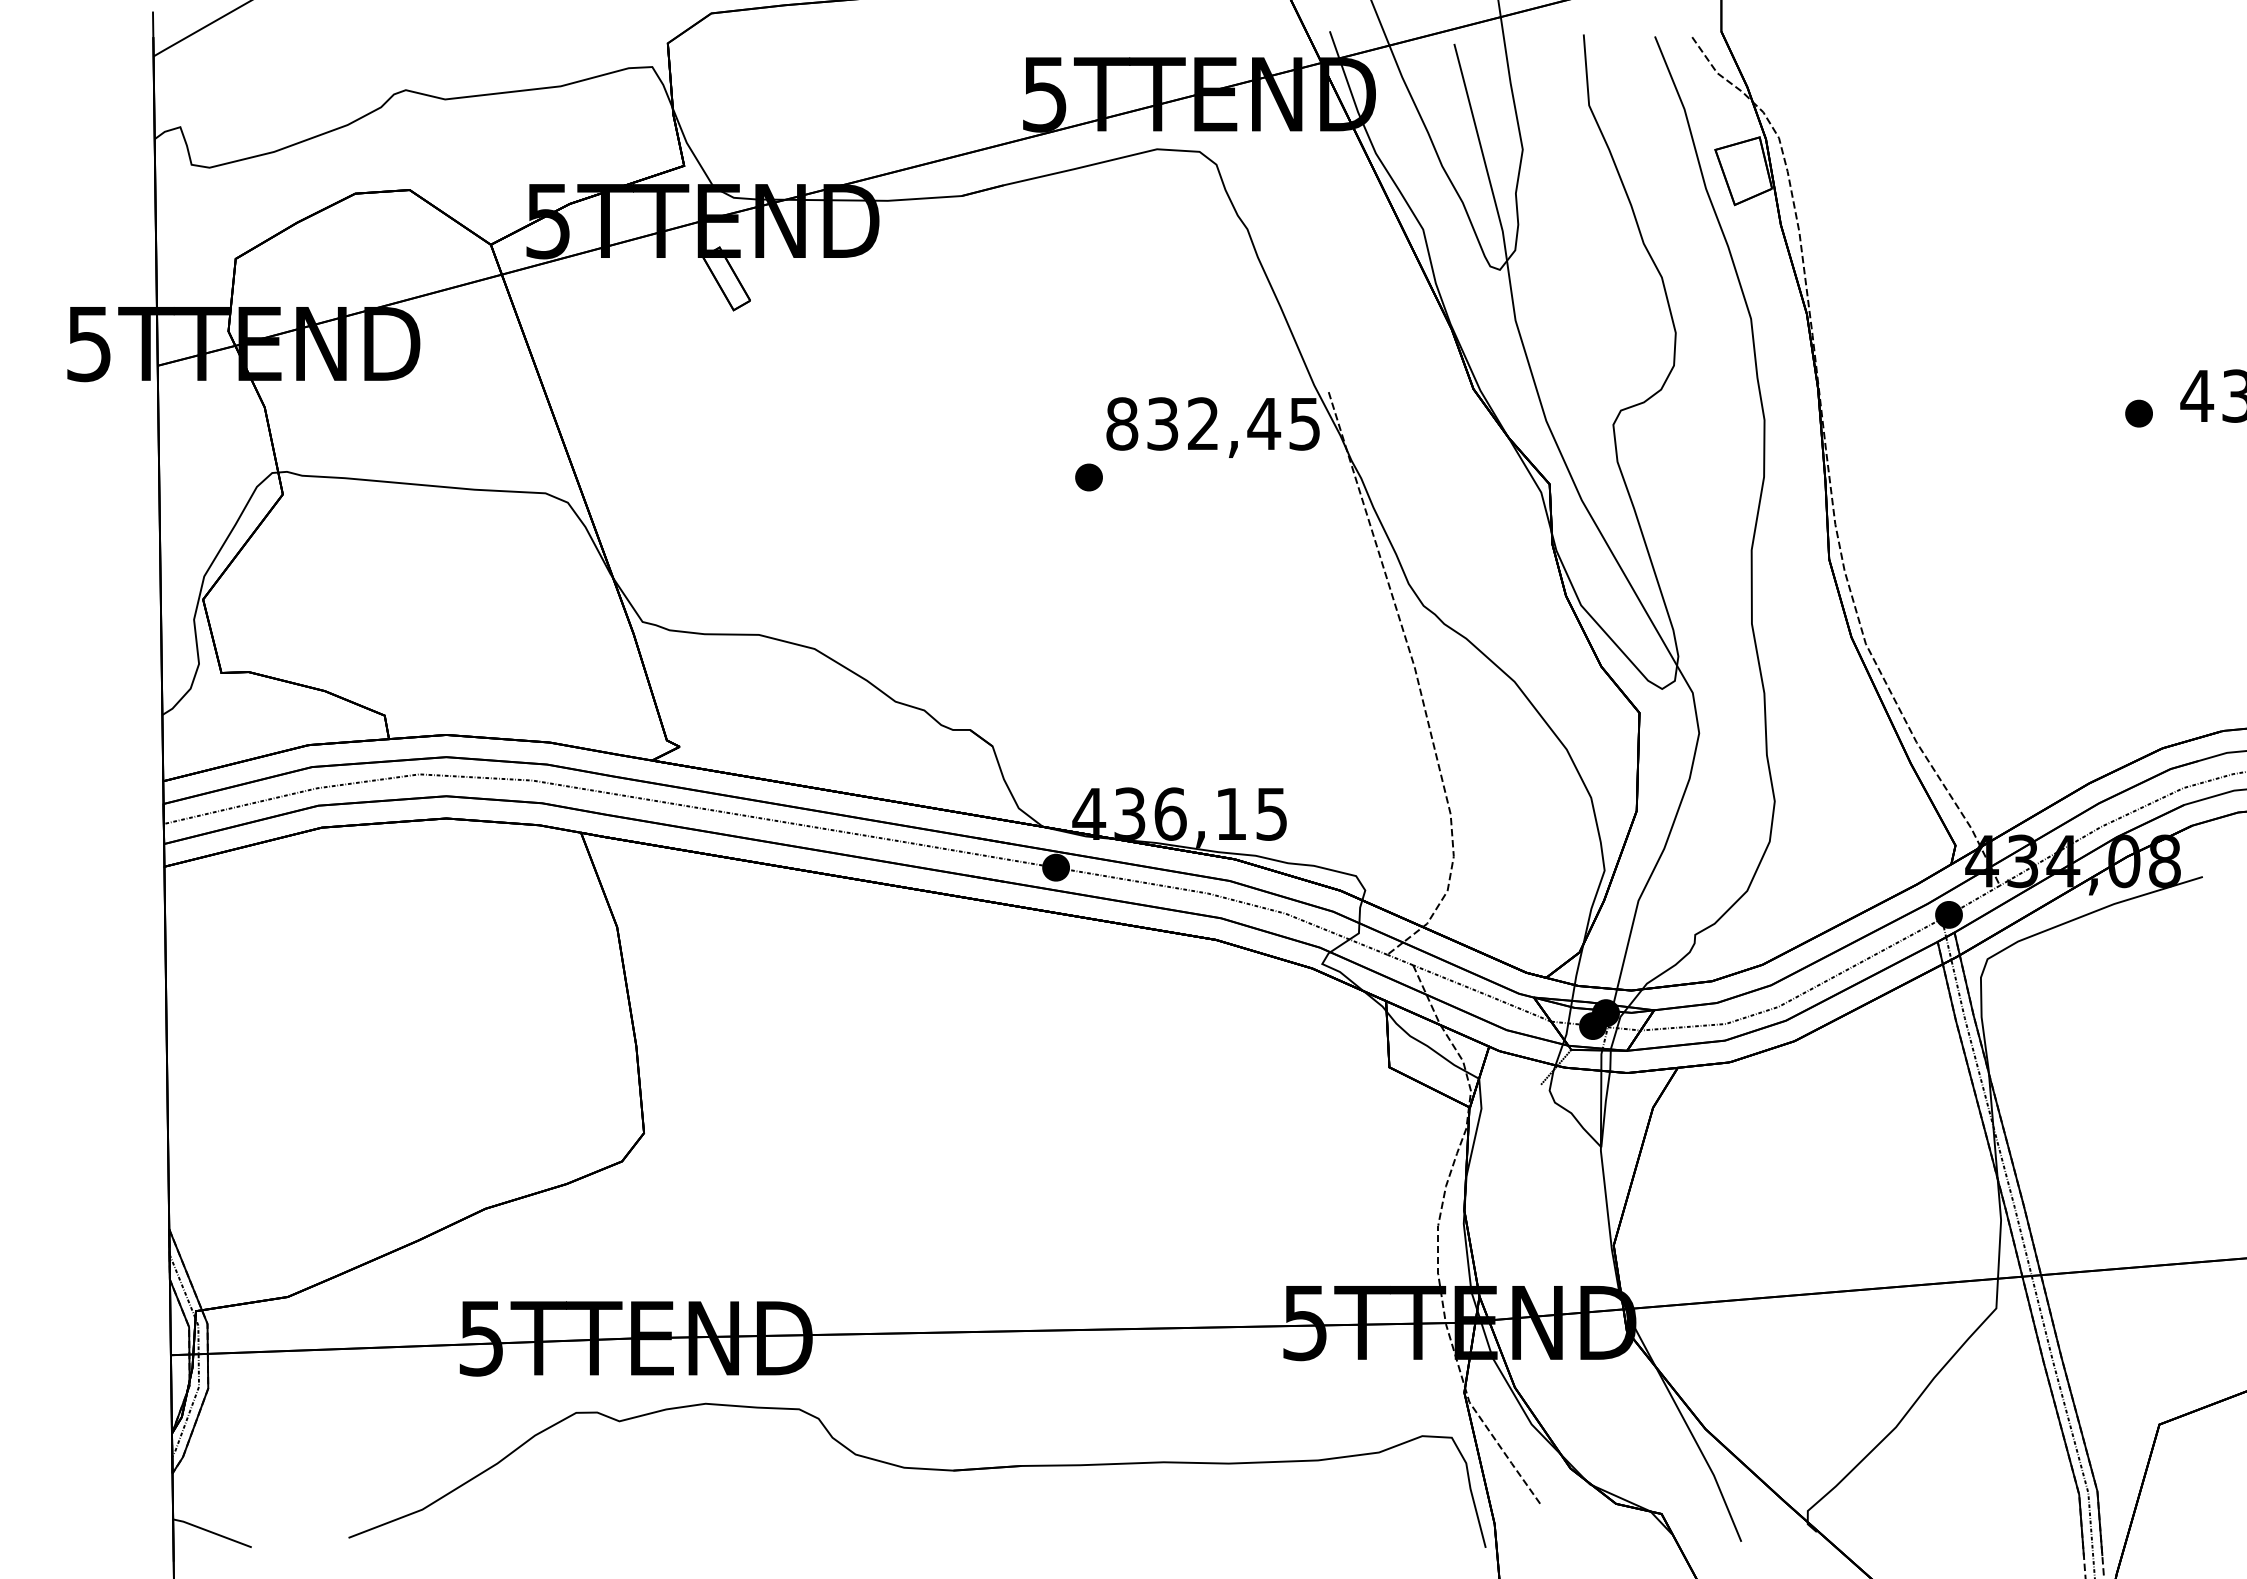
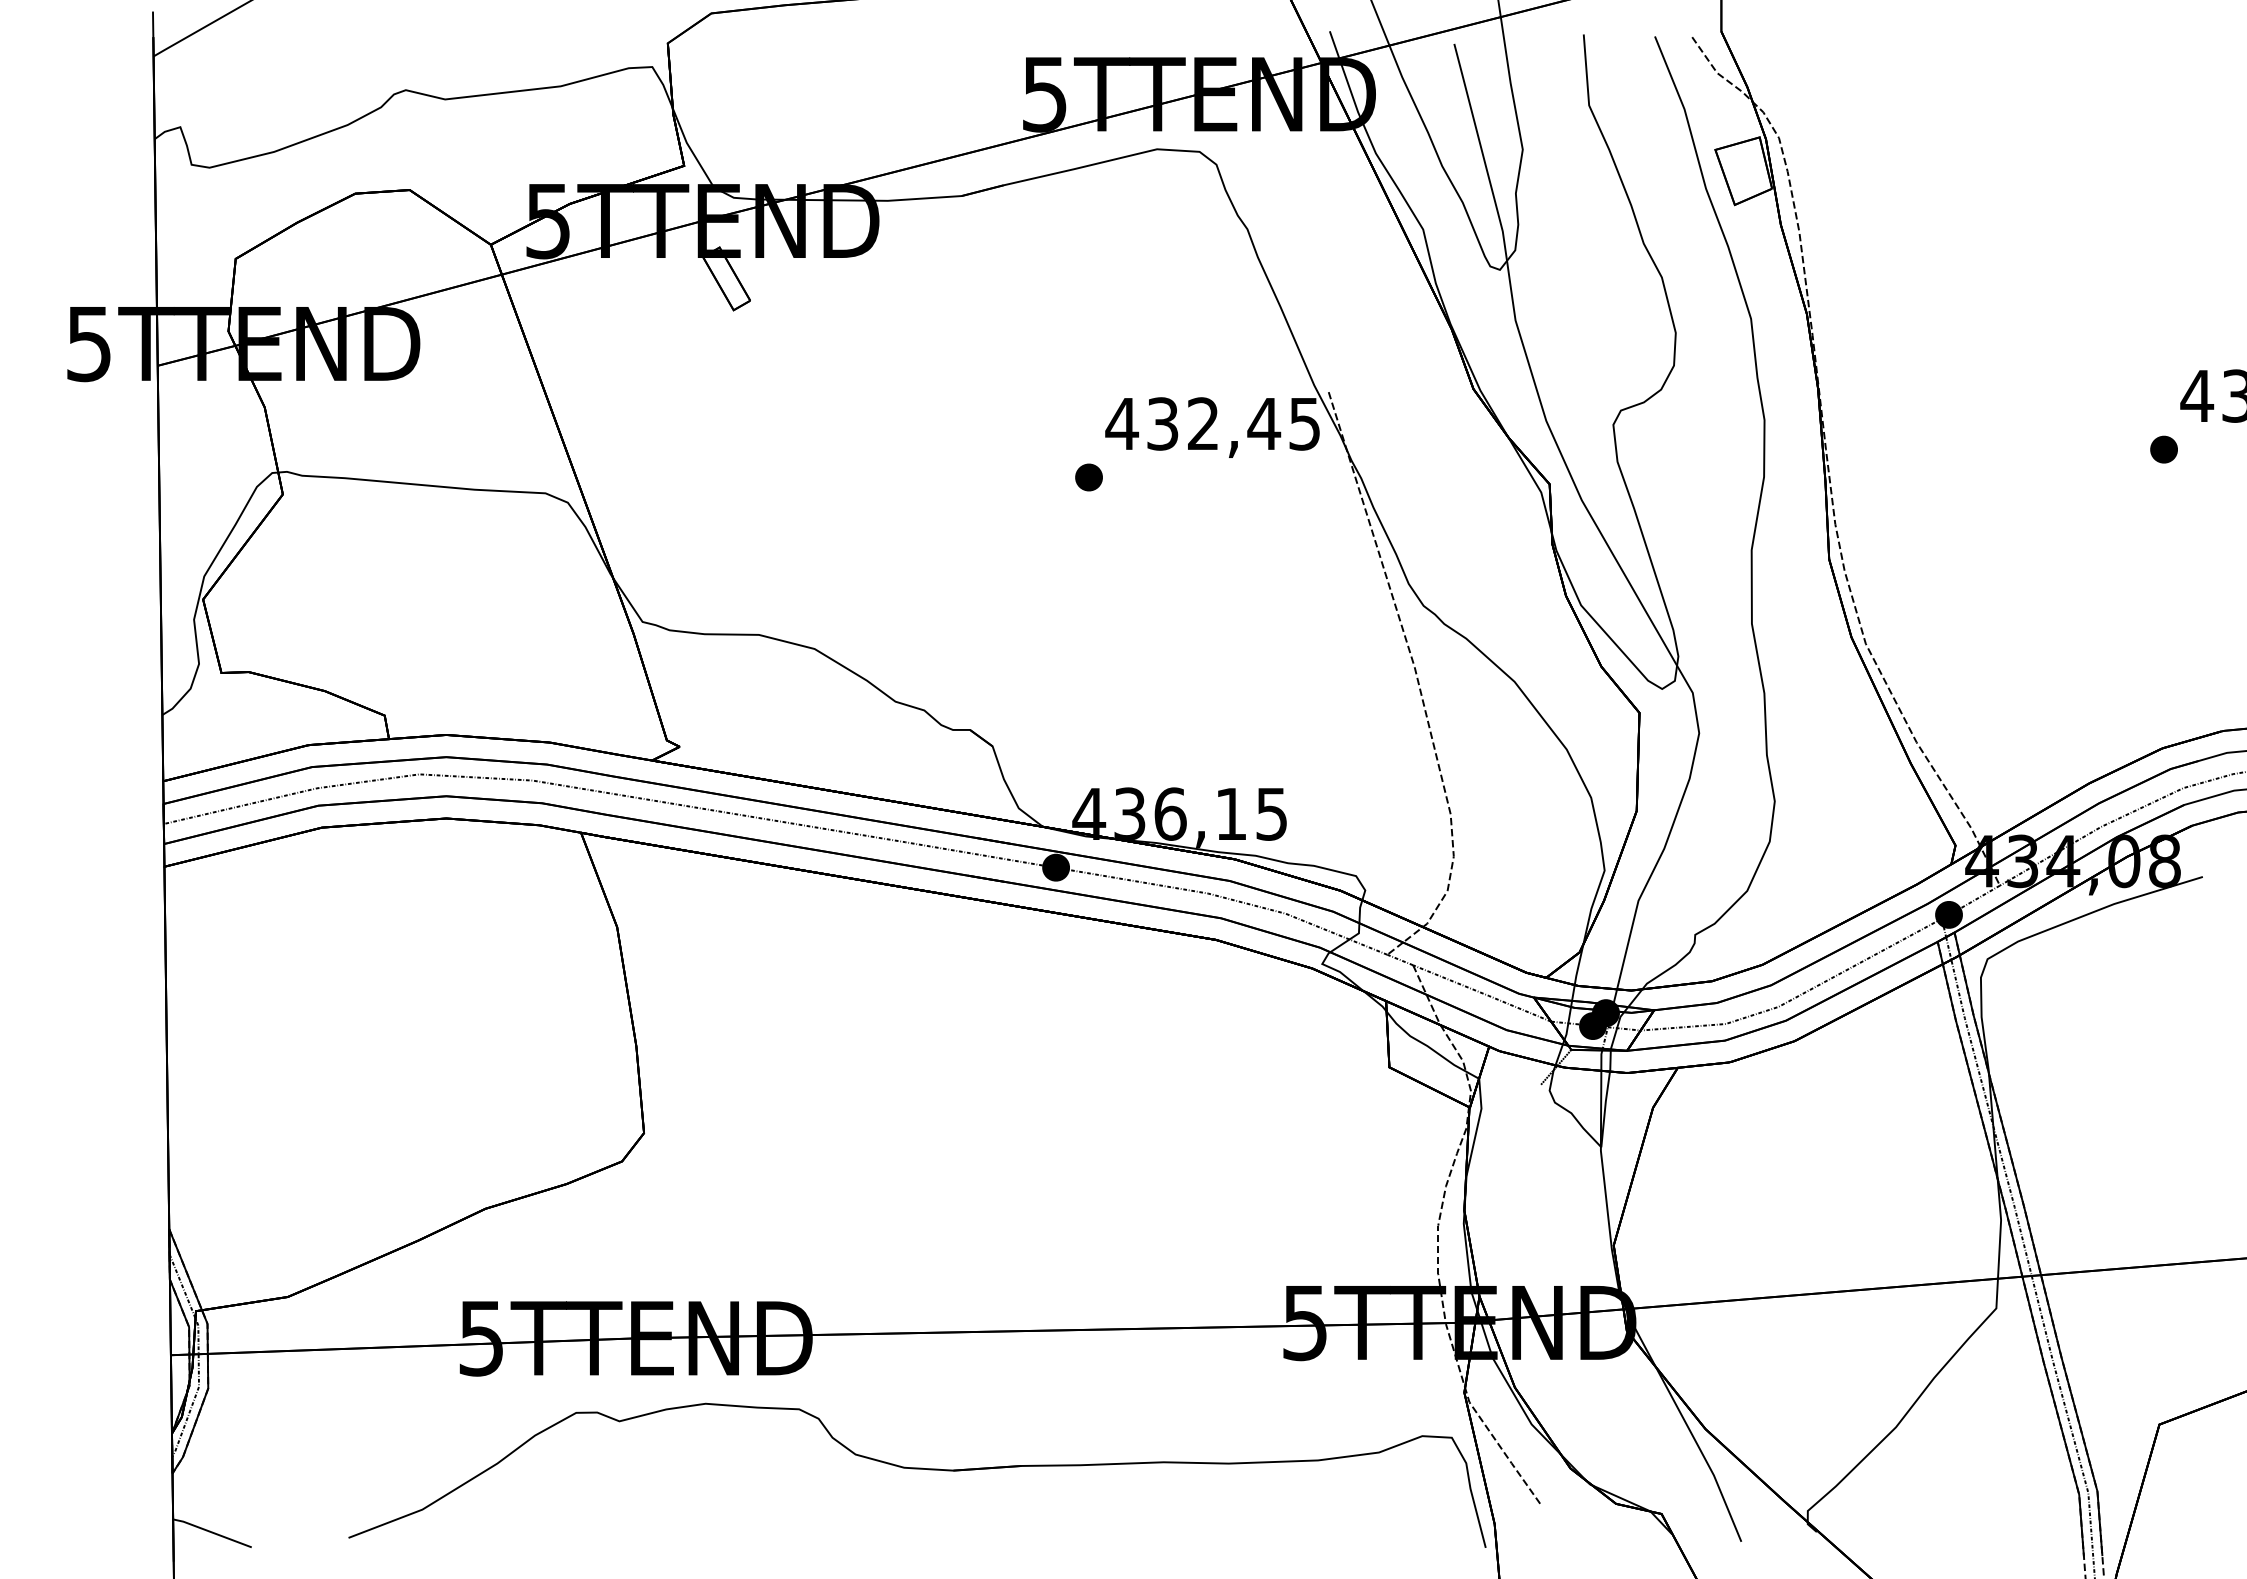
part position: (2138, 413) -> (2163, 449) (2163, 449)
text: 832,45 -> 432,45 (1122, 423)
